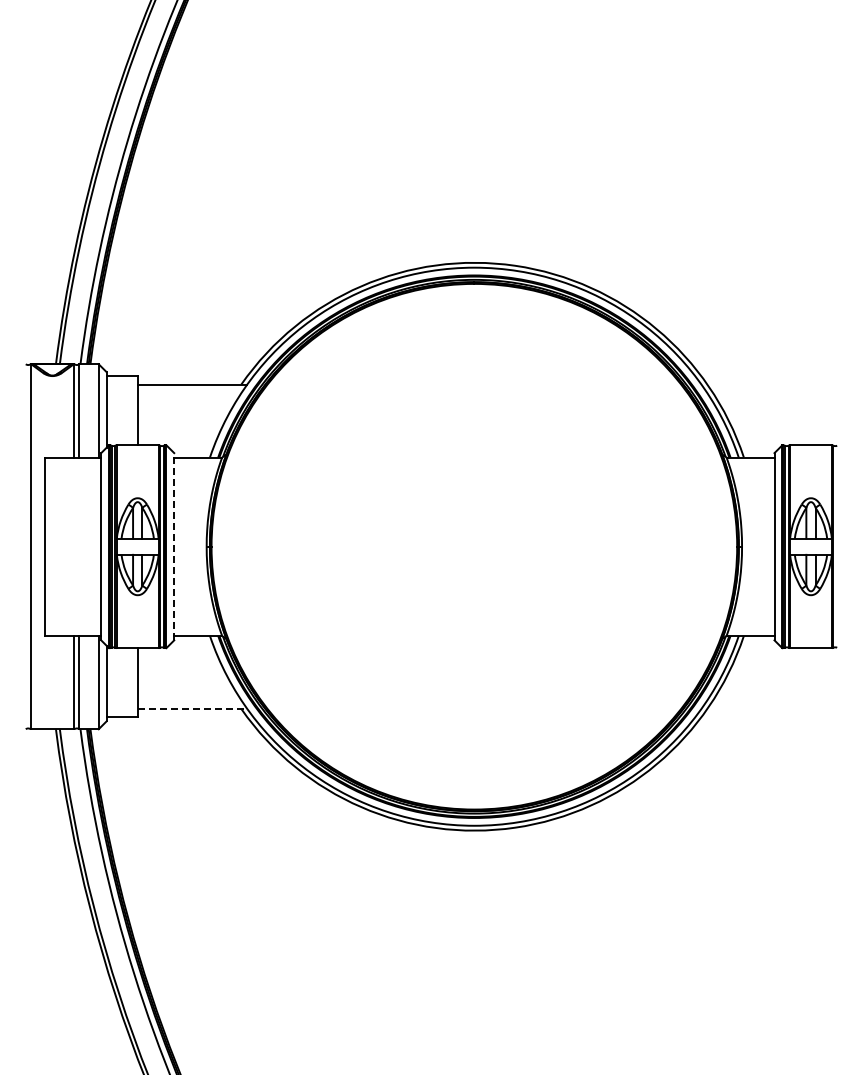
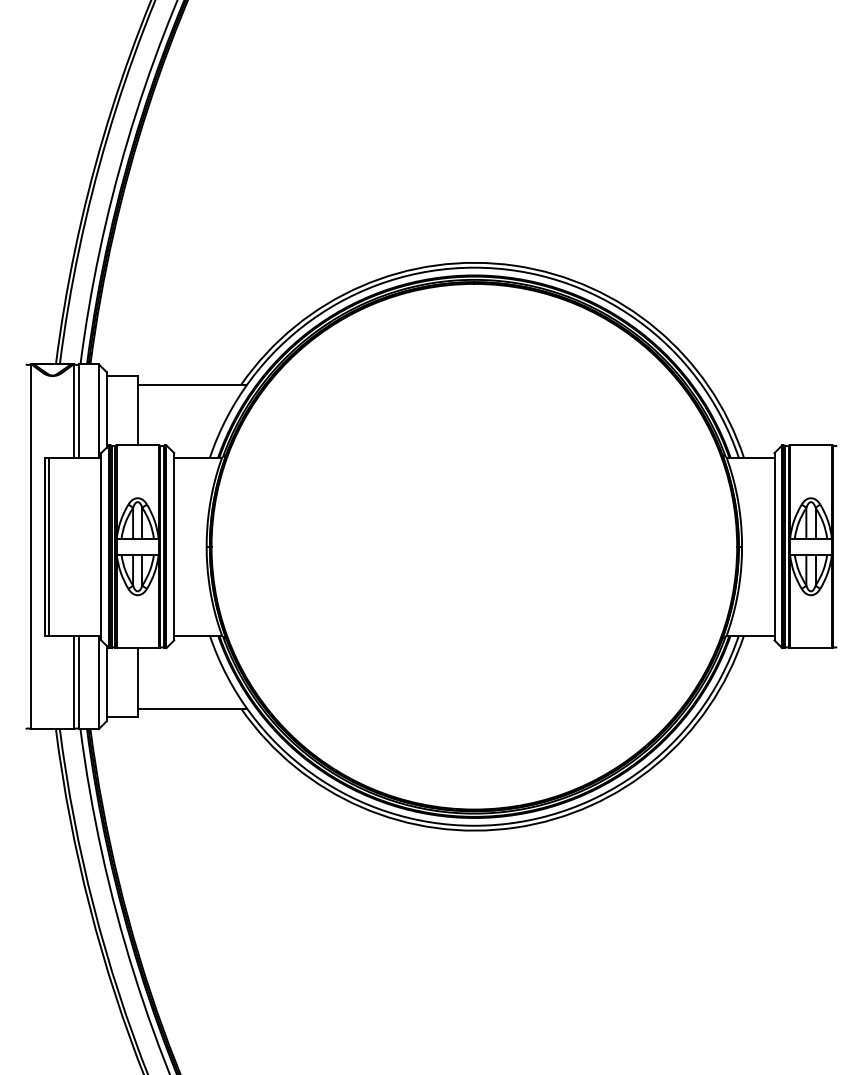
line: none -> present (48, 546)
line: dashed -> solid (174, 546)
line: dashed -> solid (192, 708)
